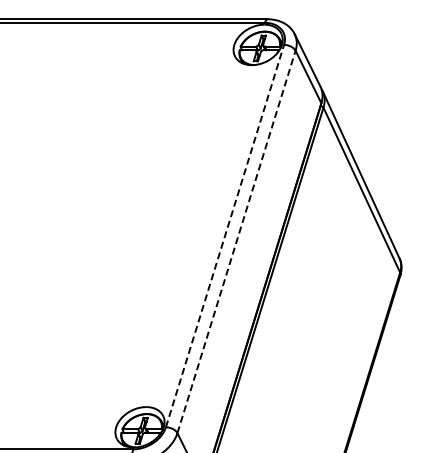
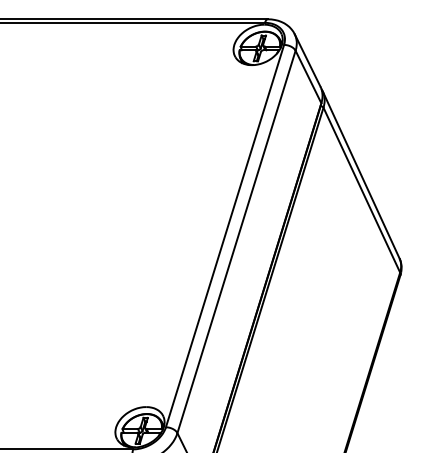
line: dashed -> solid (225, 235)
line: dashed -> solid (236, 241)
